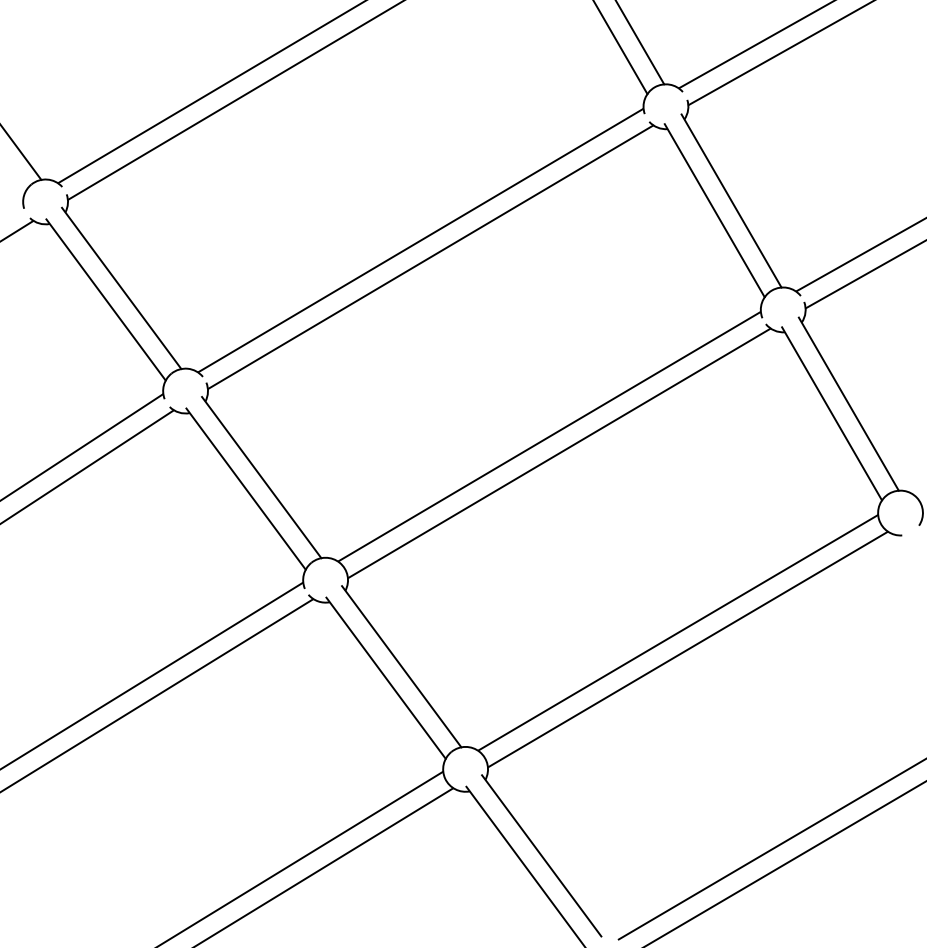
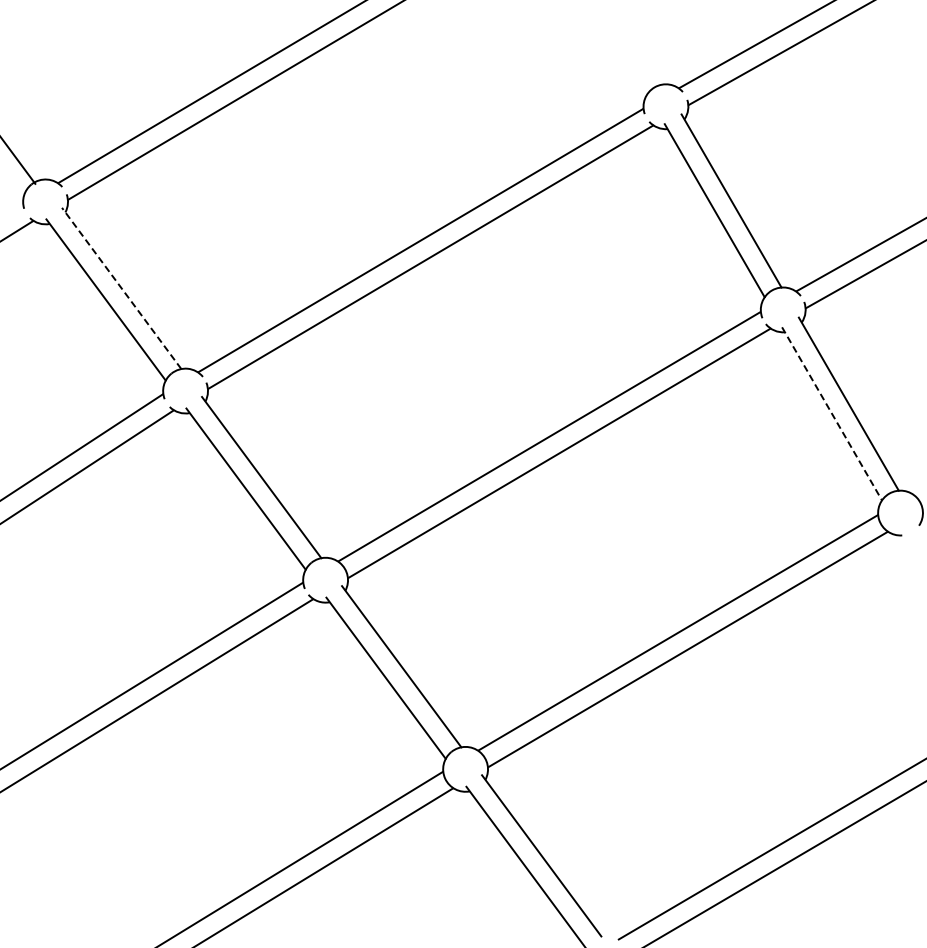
line: present -> none (640, 43)
line: present -> none (620, 48)
line position: (21, 153) -> (18, 161) (18, 161)
line: solid -> dashed (121, 288)
line: solid -> dashed (832, 413)
